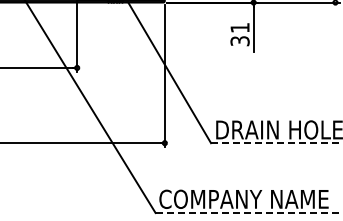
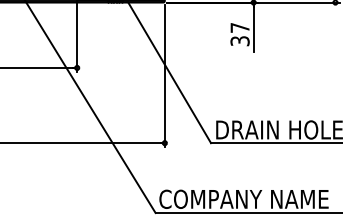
text: 31 -> 37 (239, 27)
line: dashed -> solid (277, 143)
line: dashed -> solid (249, 213)
